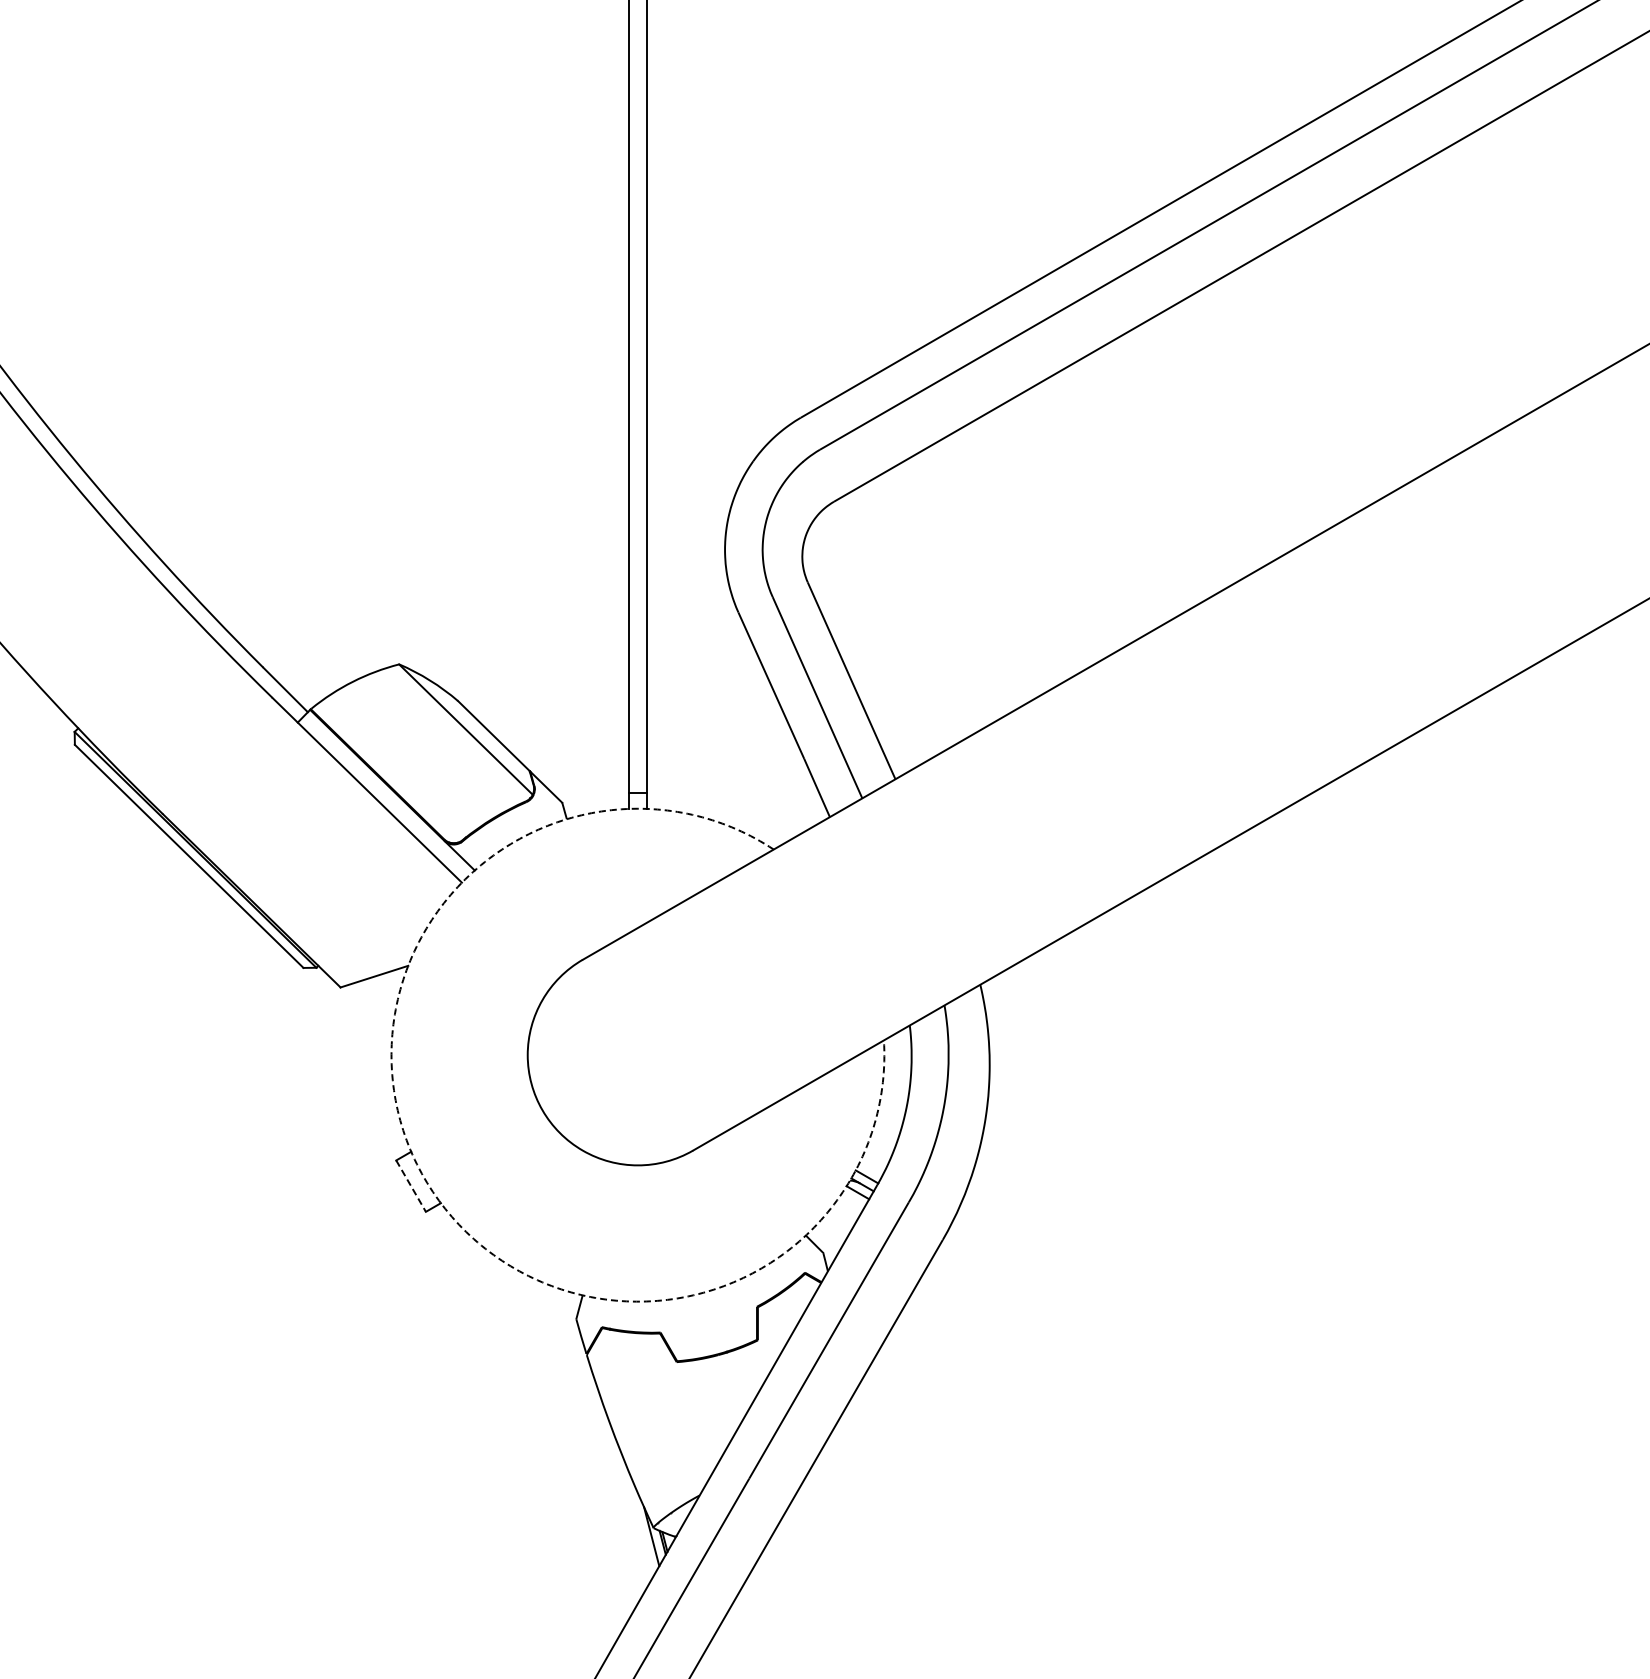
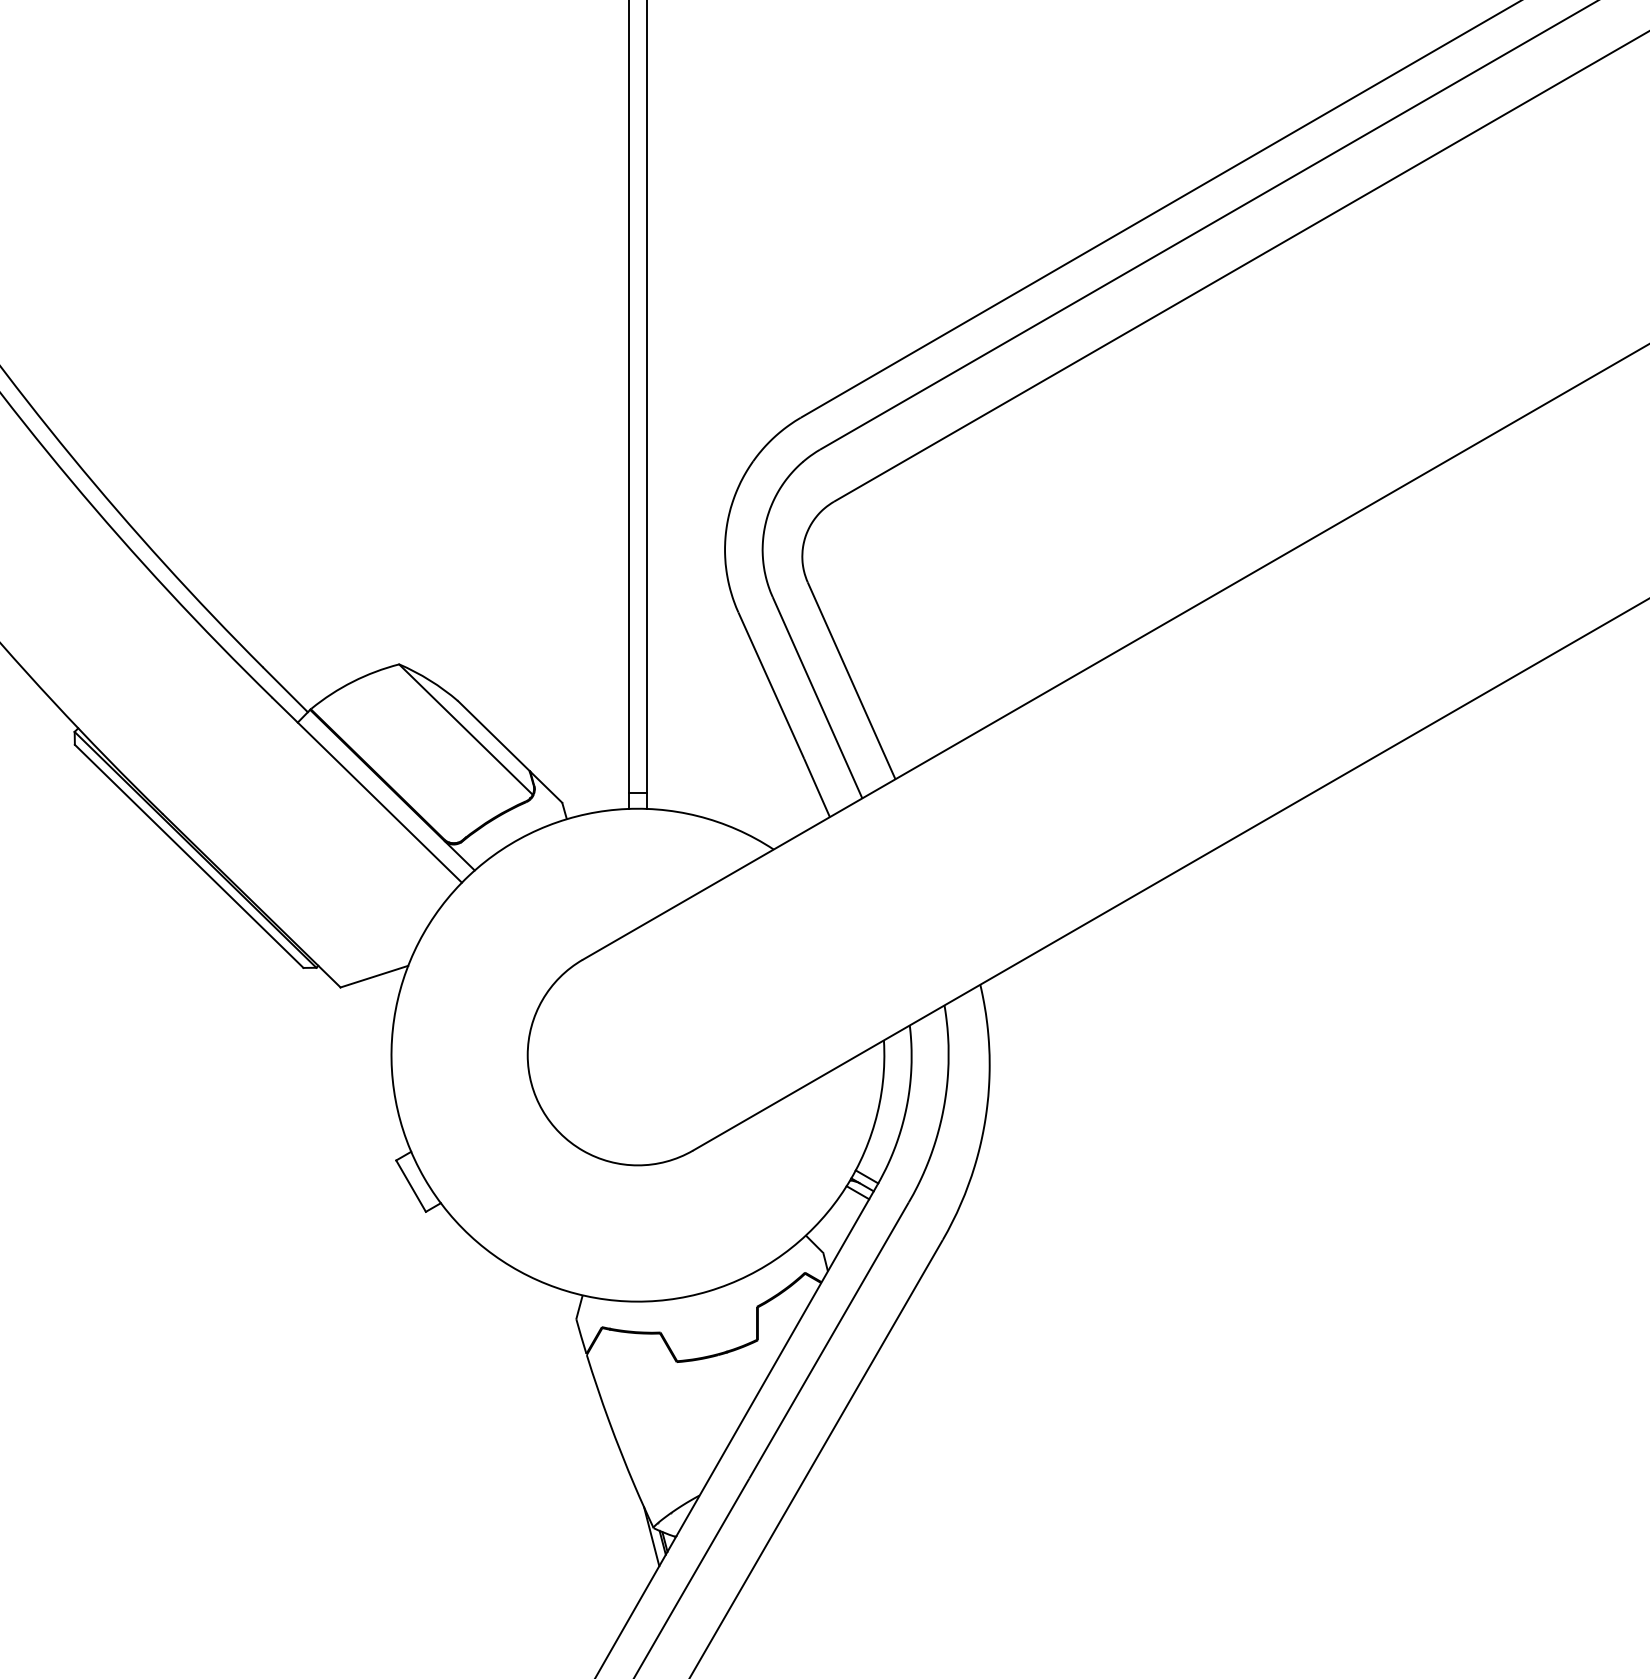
arc: dashed -> solid (424, 1178)
line: dashed -> solid (411, 1186)
